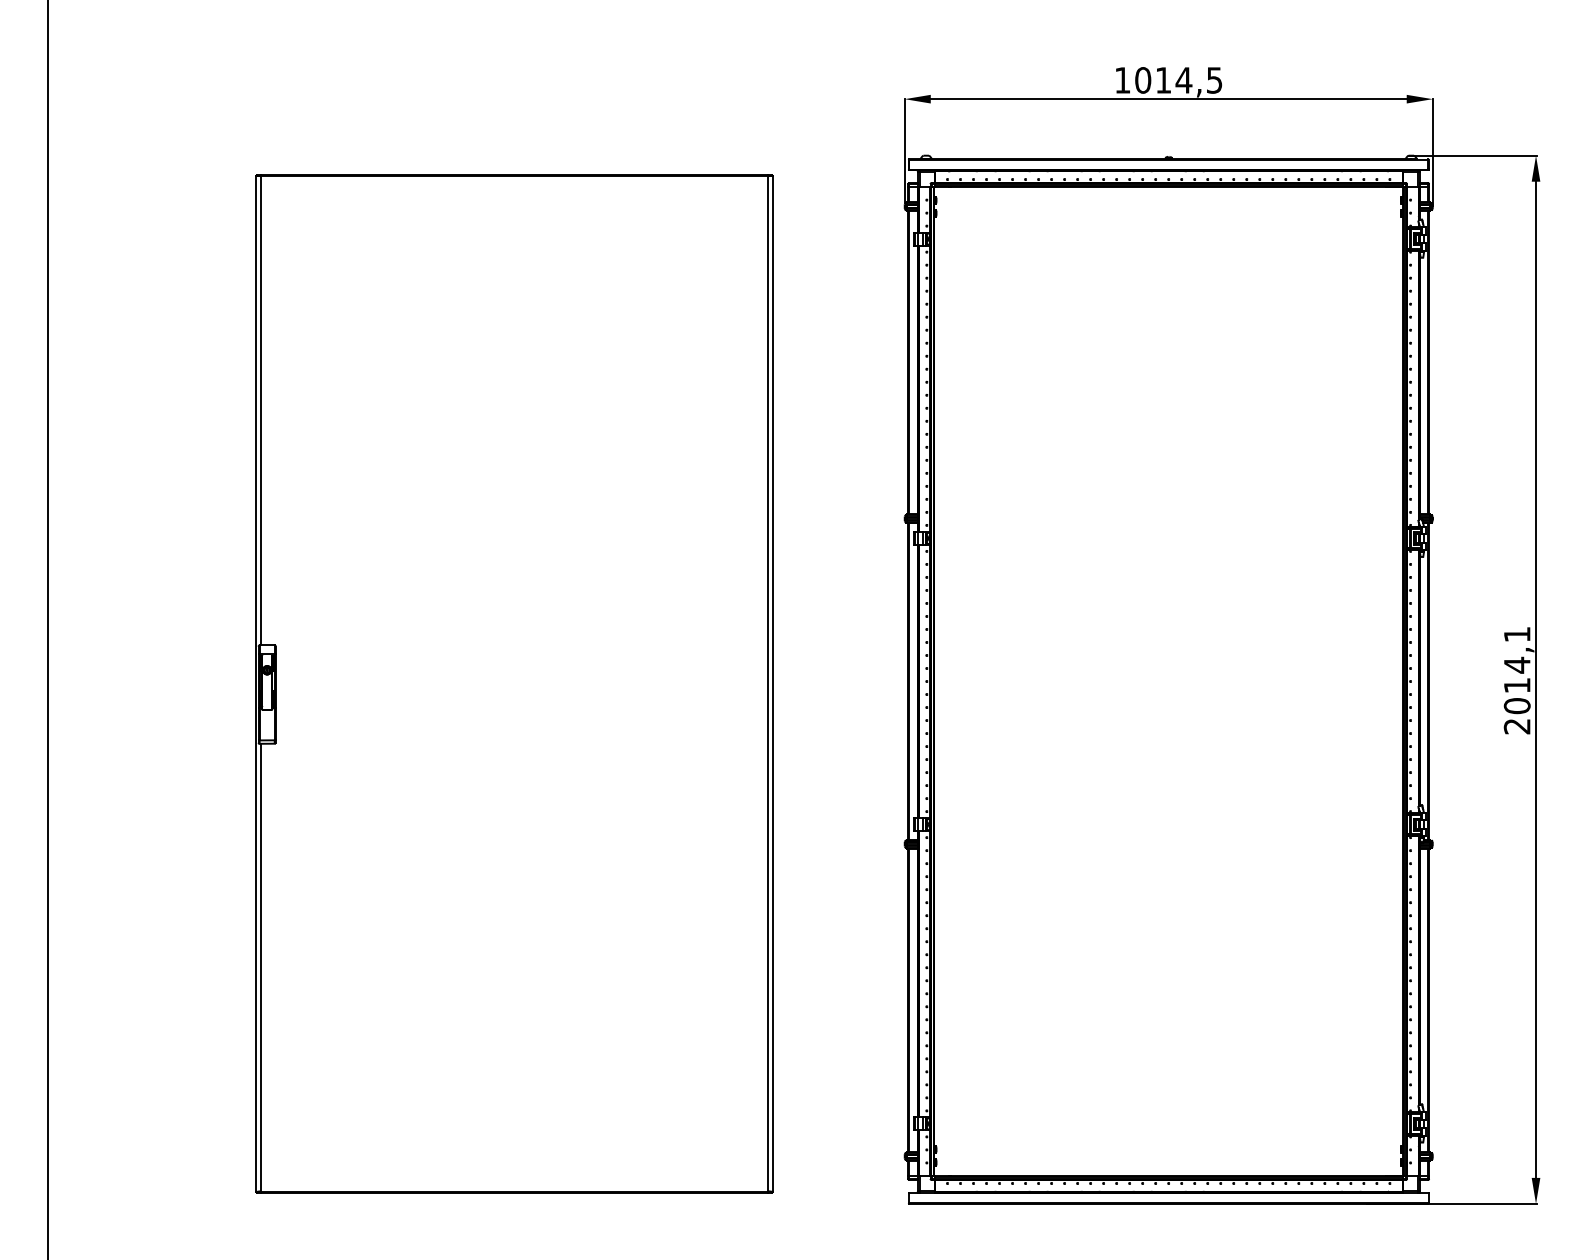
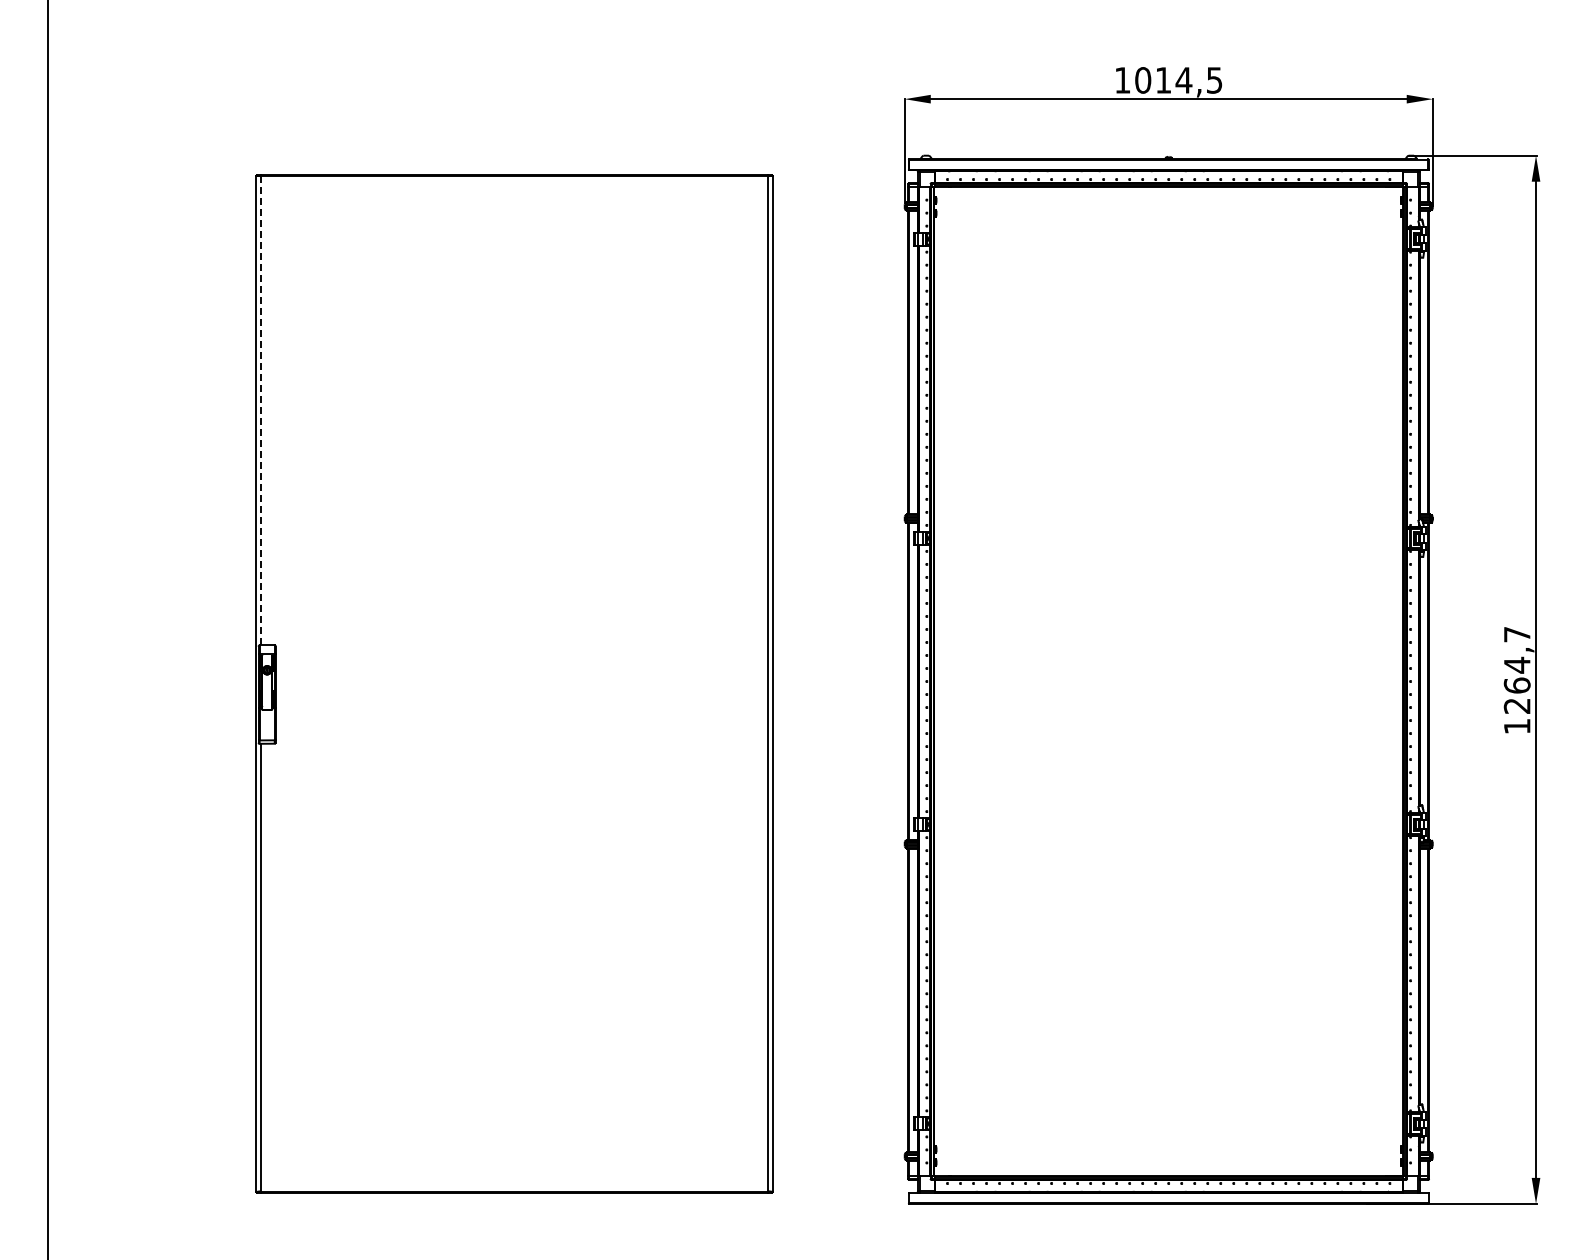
line: solid -> dashed (260, 410)
text: 2014,1 -> 1264,7 (1516, 680)
